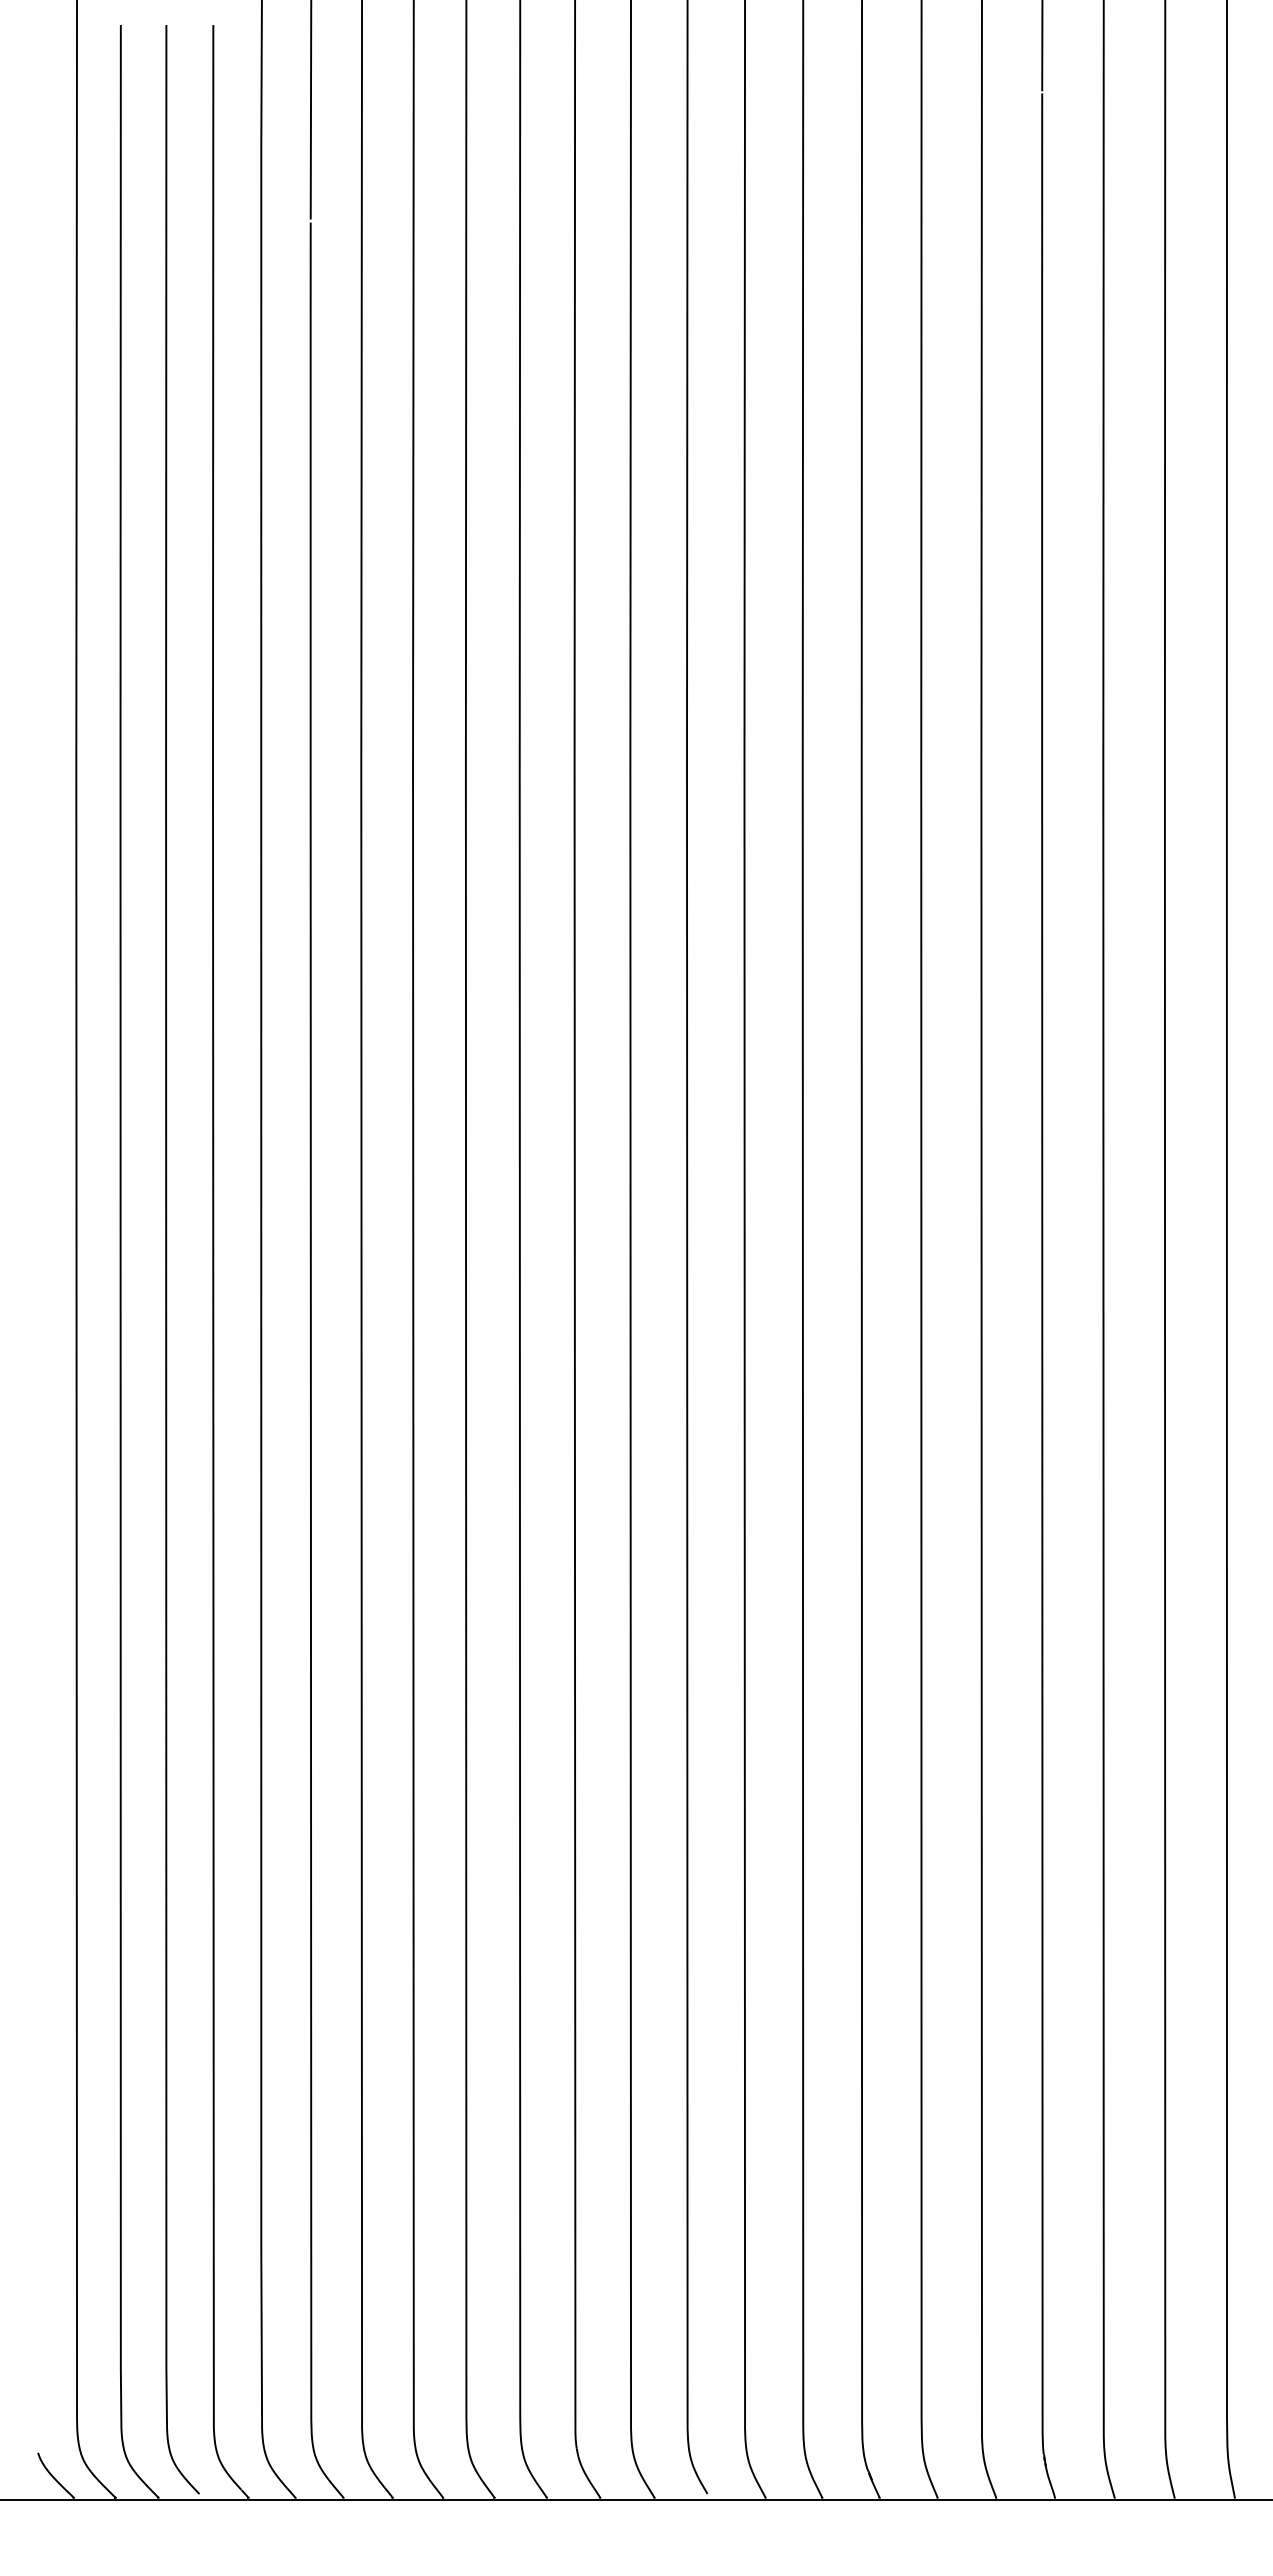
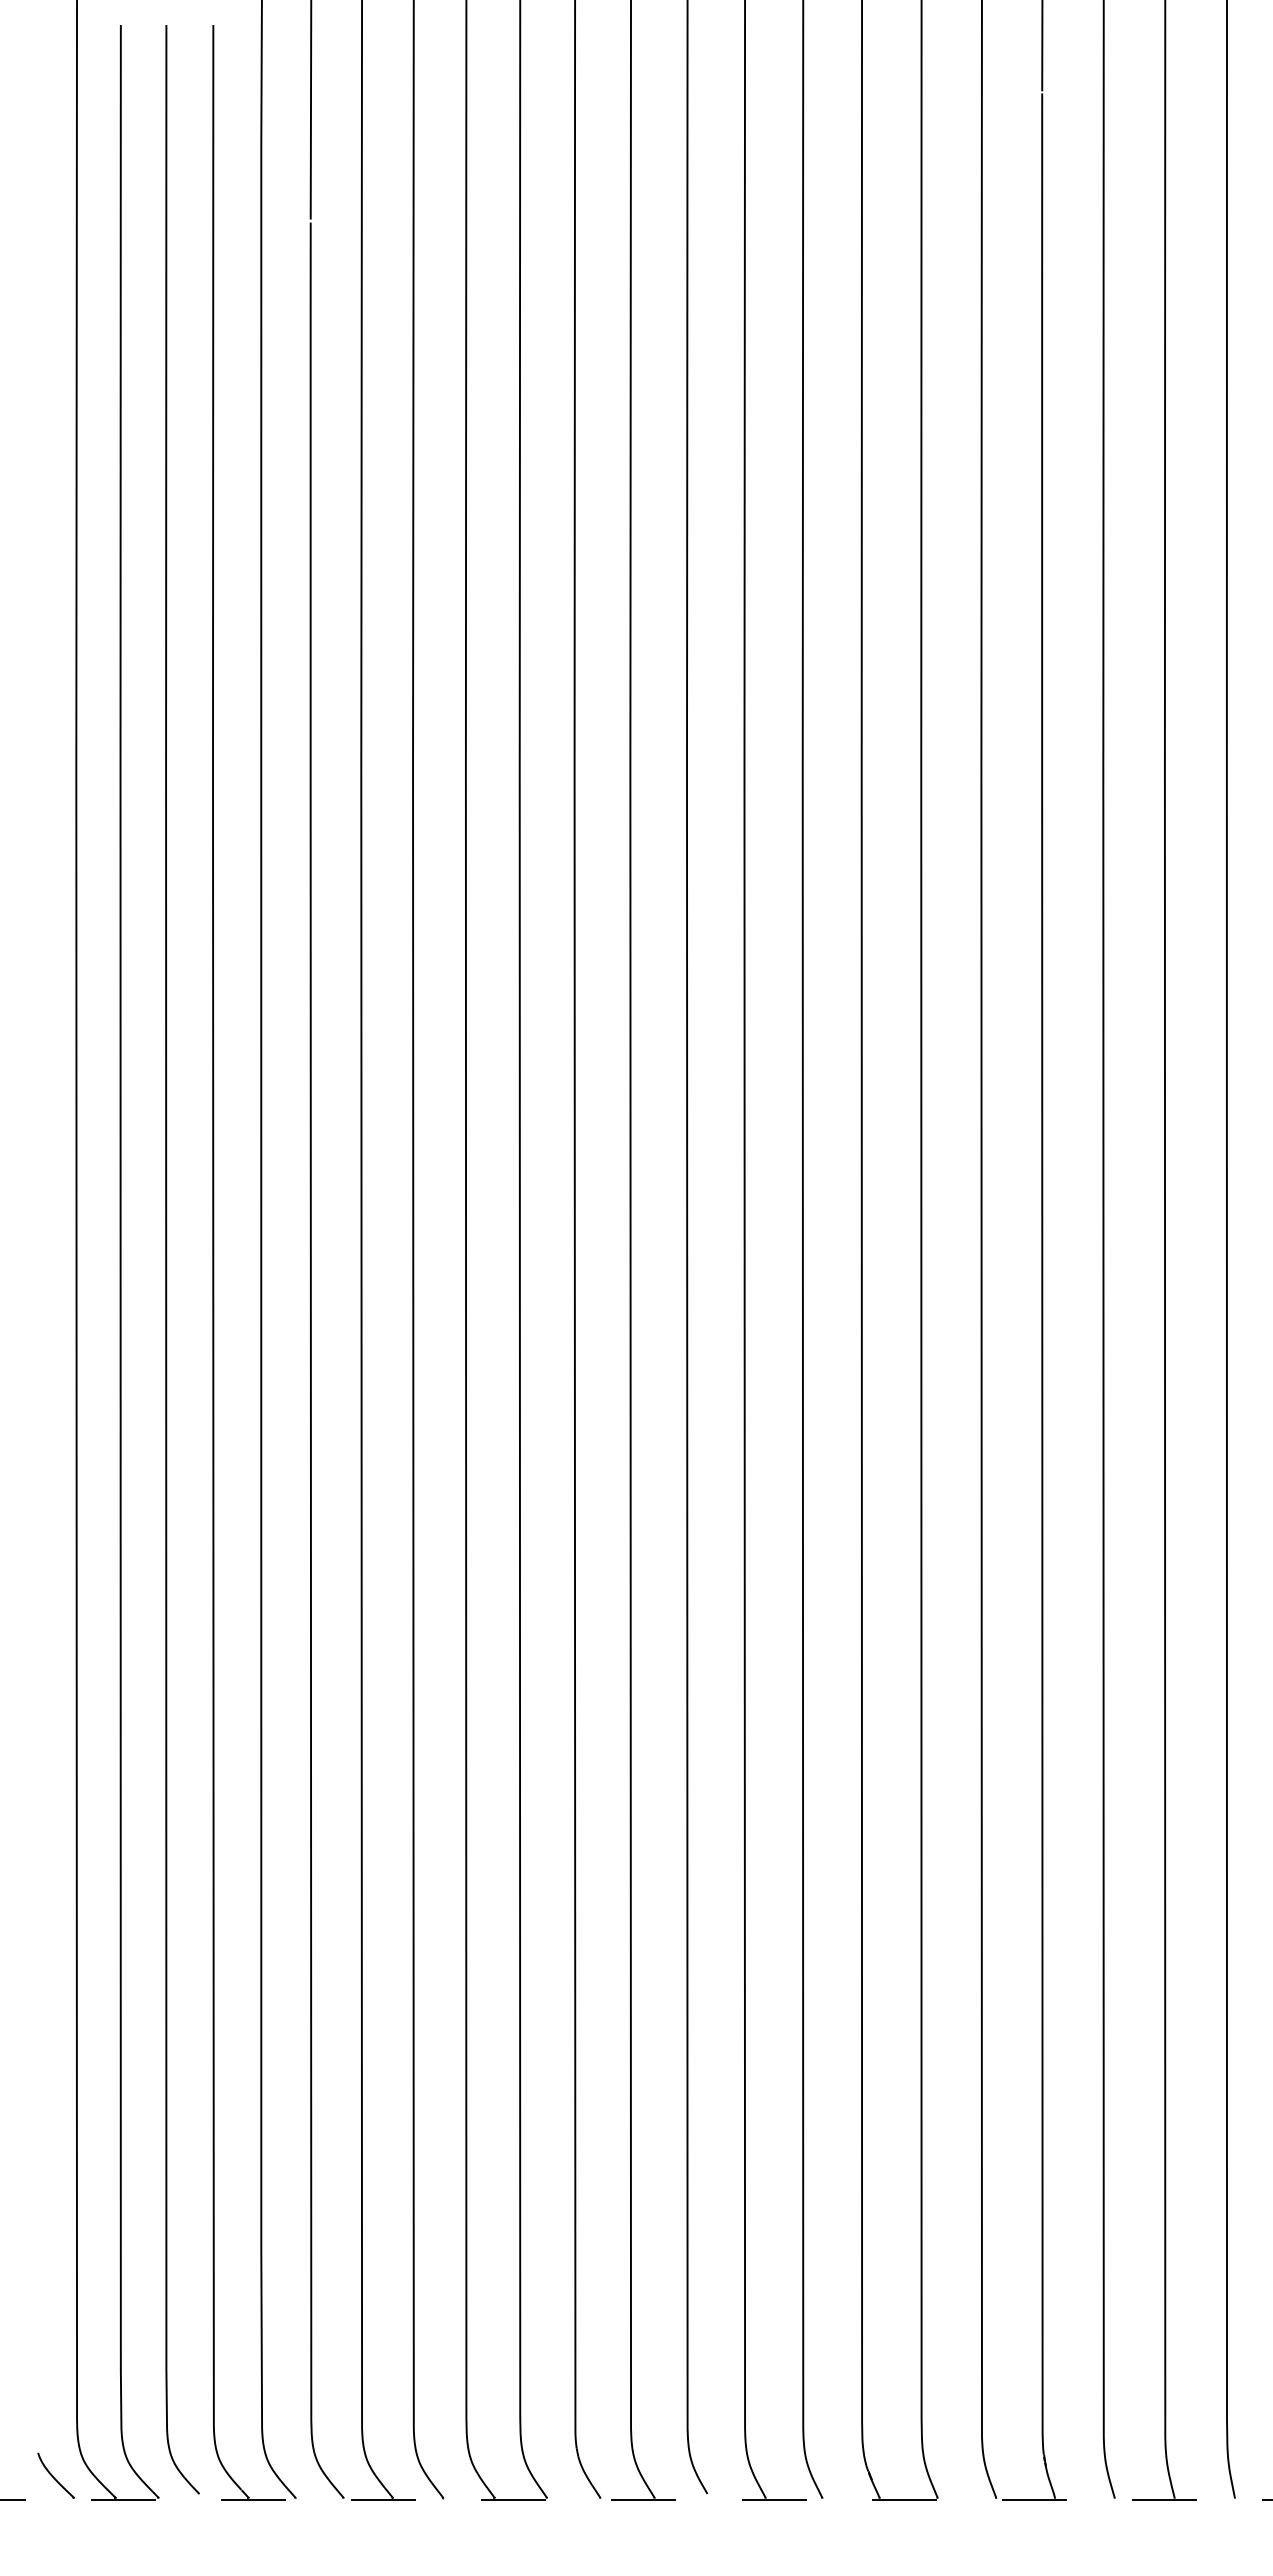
line: solid -> dashed (636, 2499)
